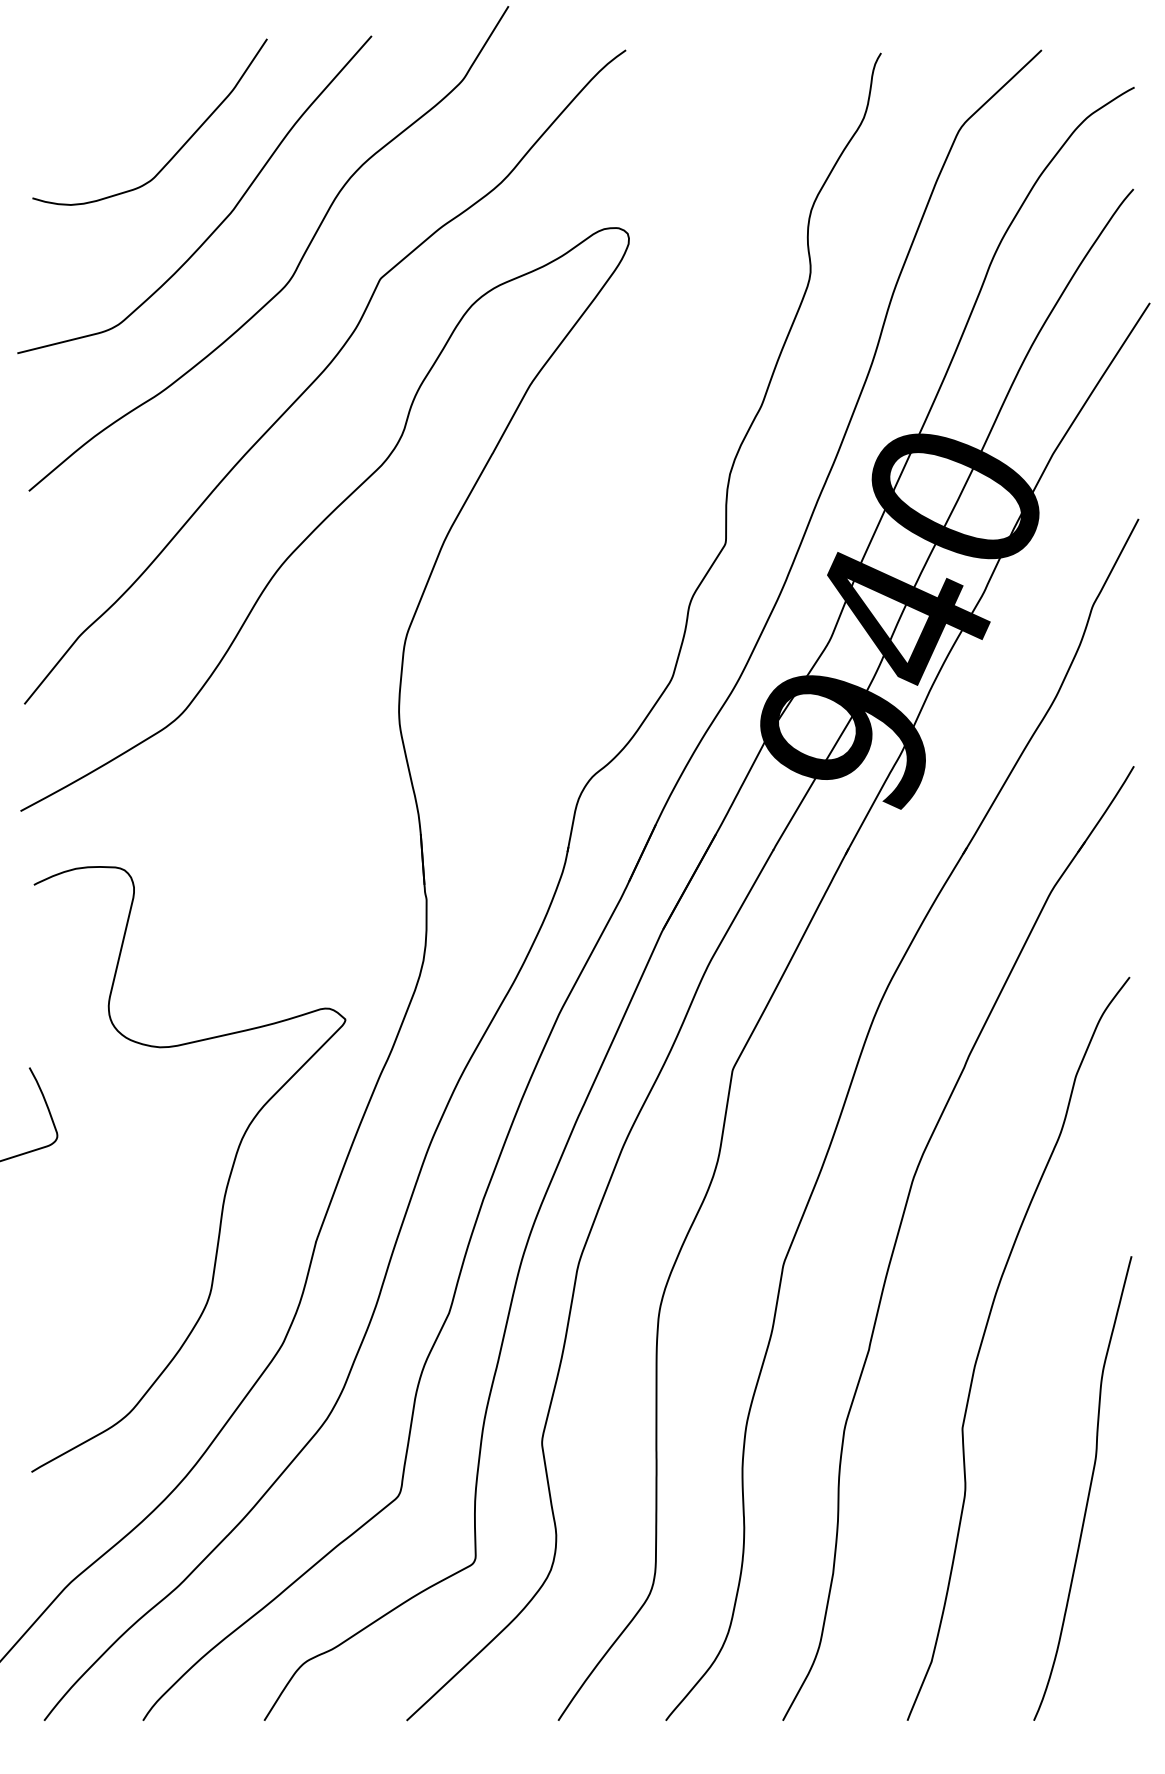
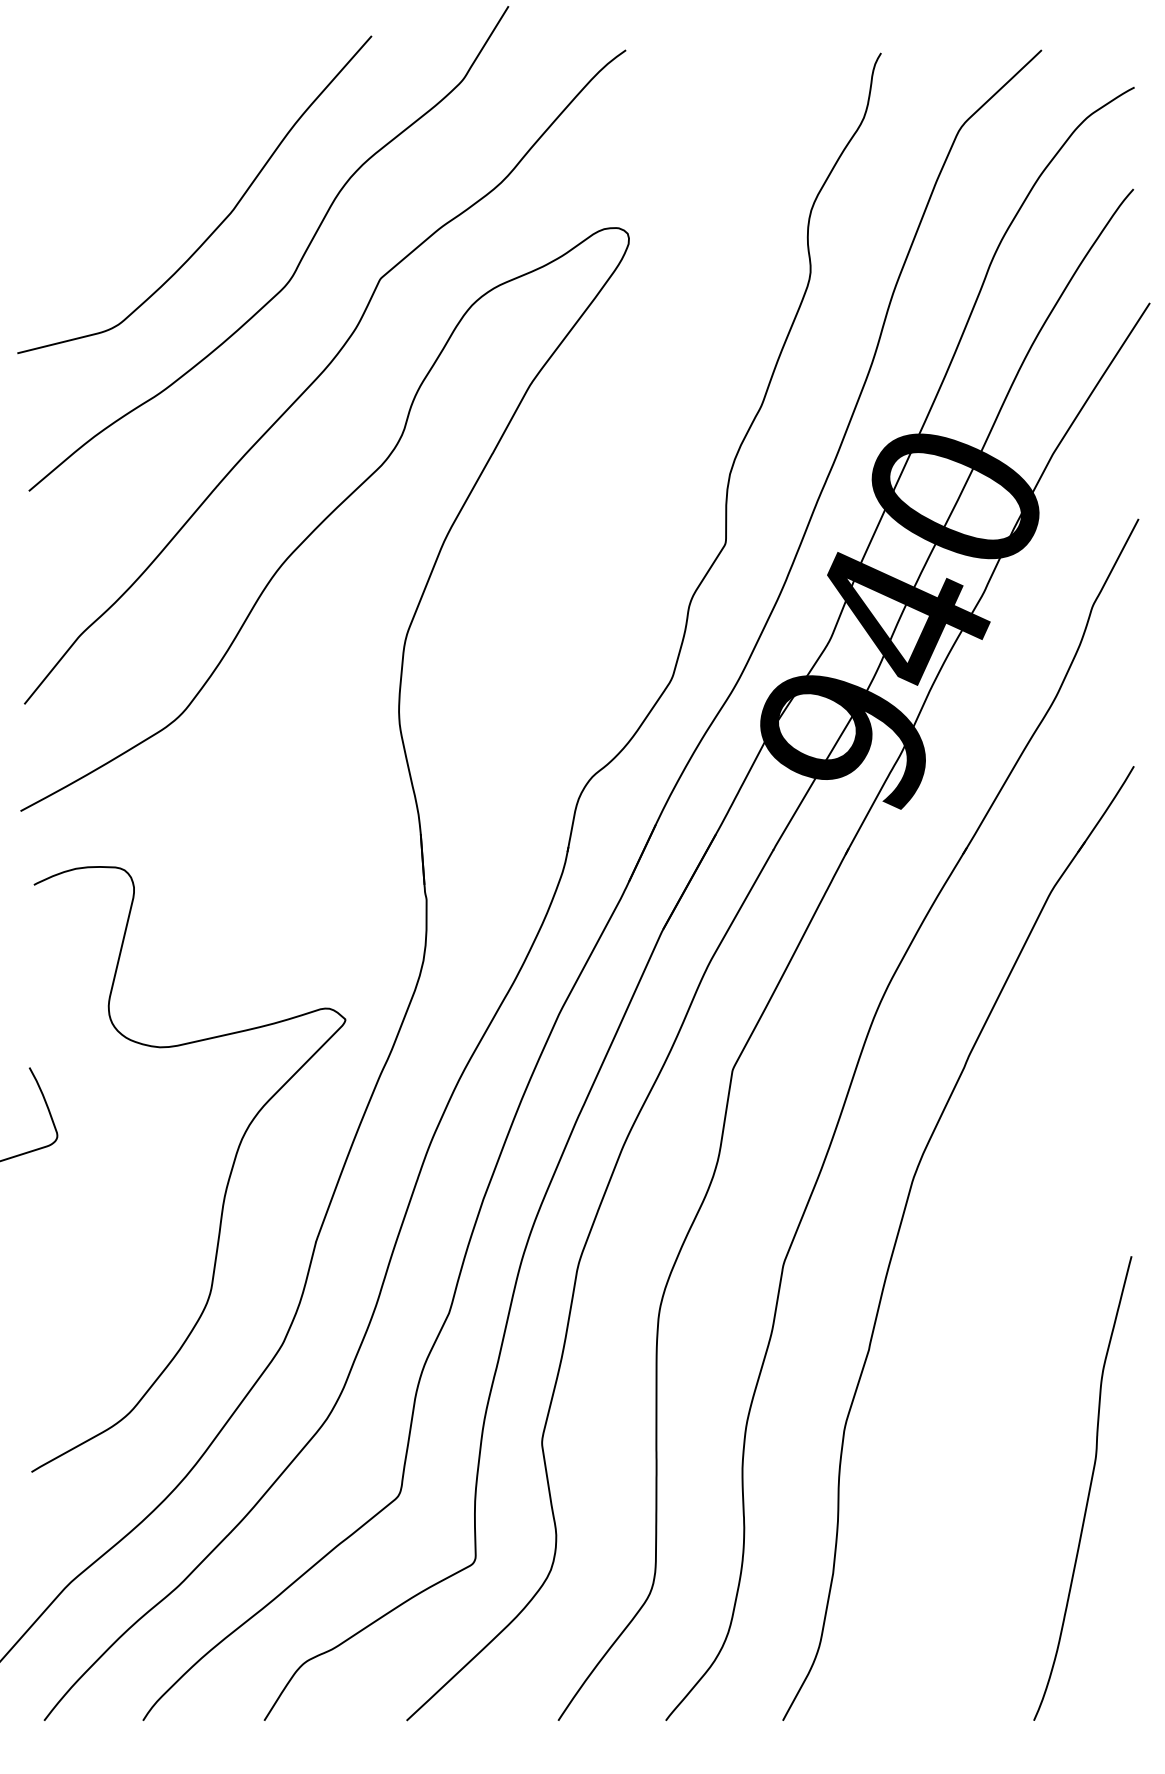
curve: present -> none (178, 149)
curve: present -> none (983, 1340)
